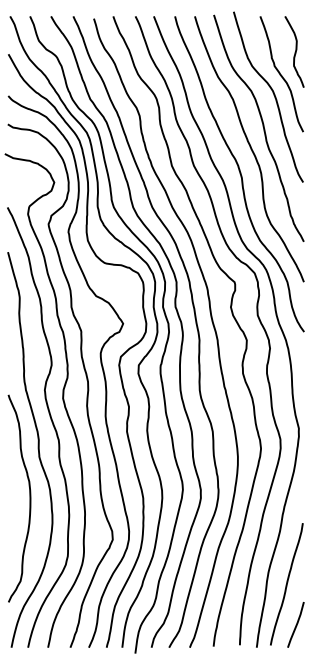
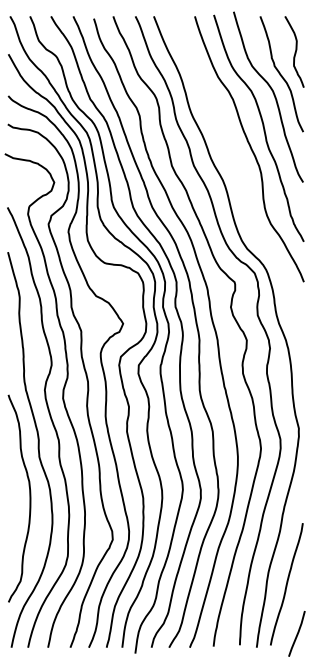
curve: present -> none (239, 173)
curve position: (296, 624) -> (297, 633) (297, 633)
